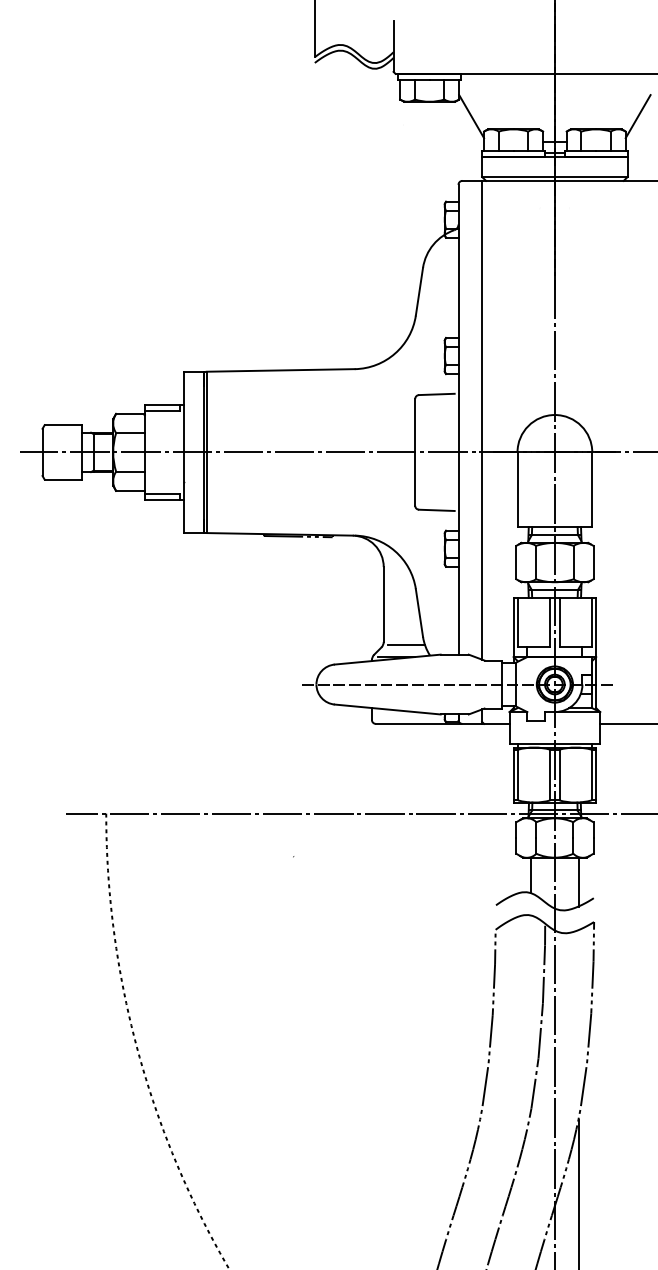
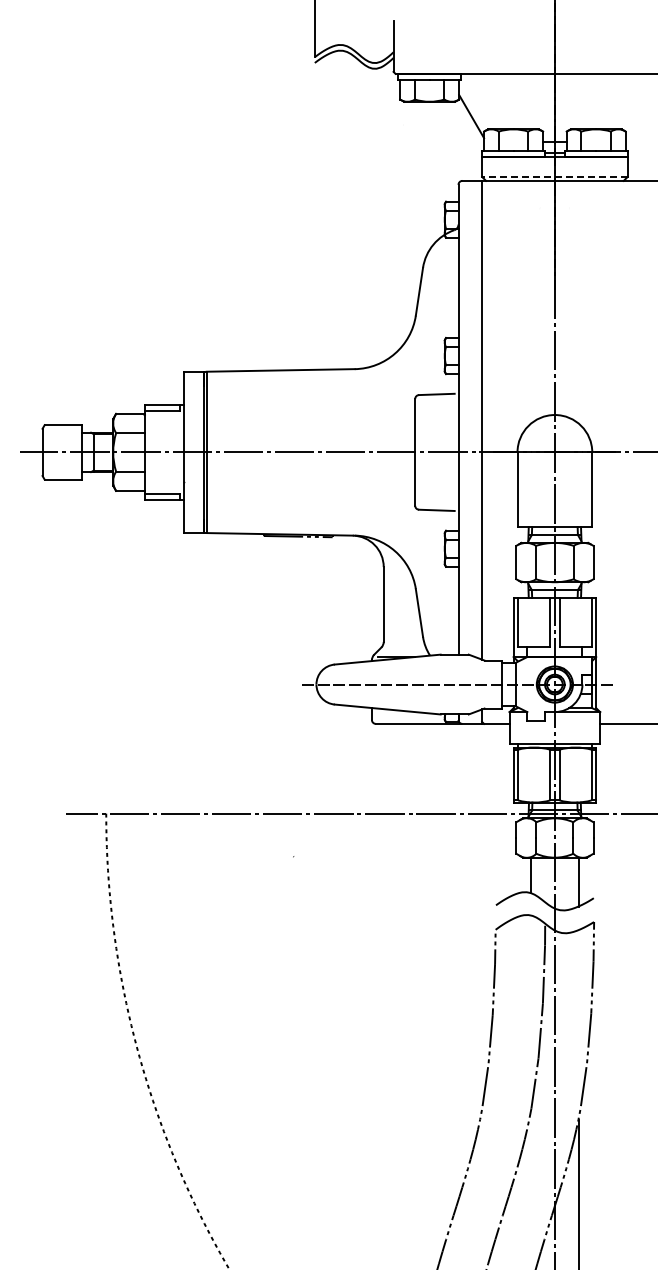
line: present -> none (637, 116)
line: solid -> dashed (554, 176)
line: present -> none (406, 645)
